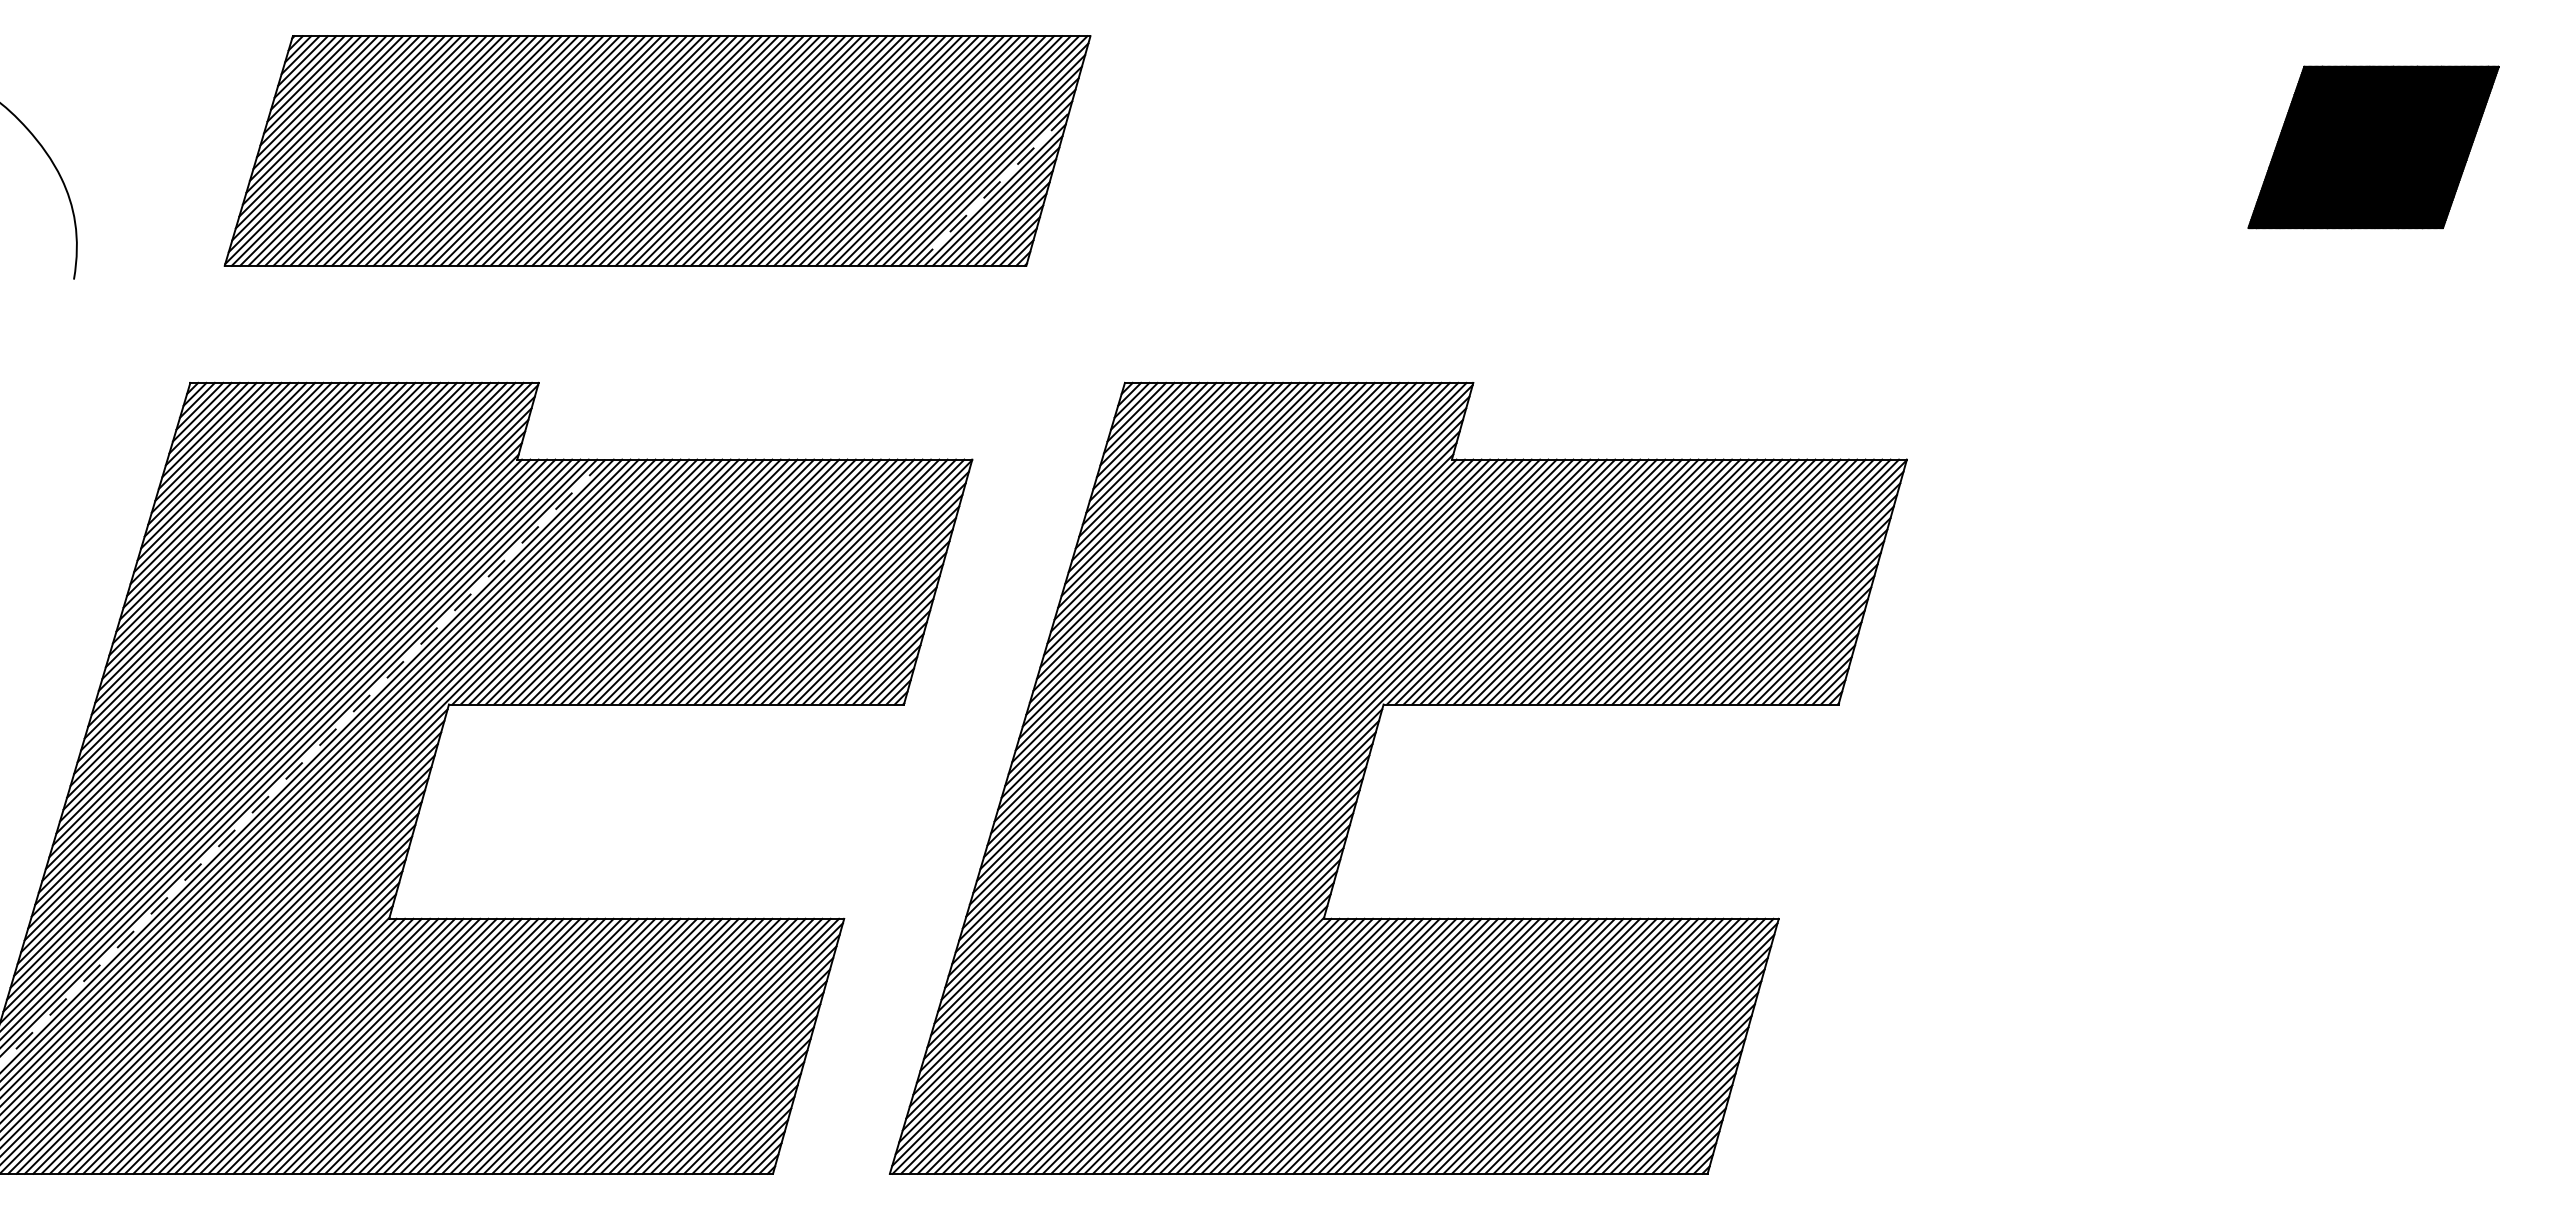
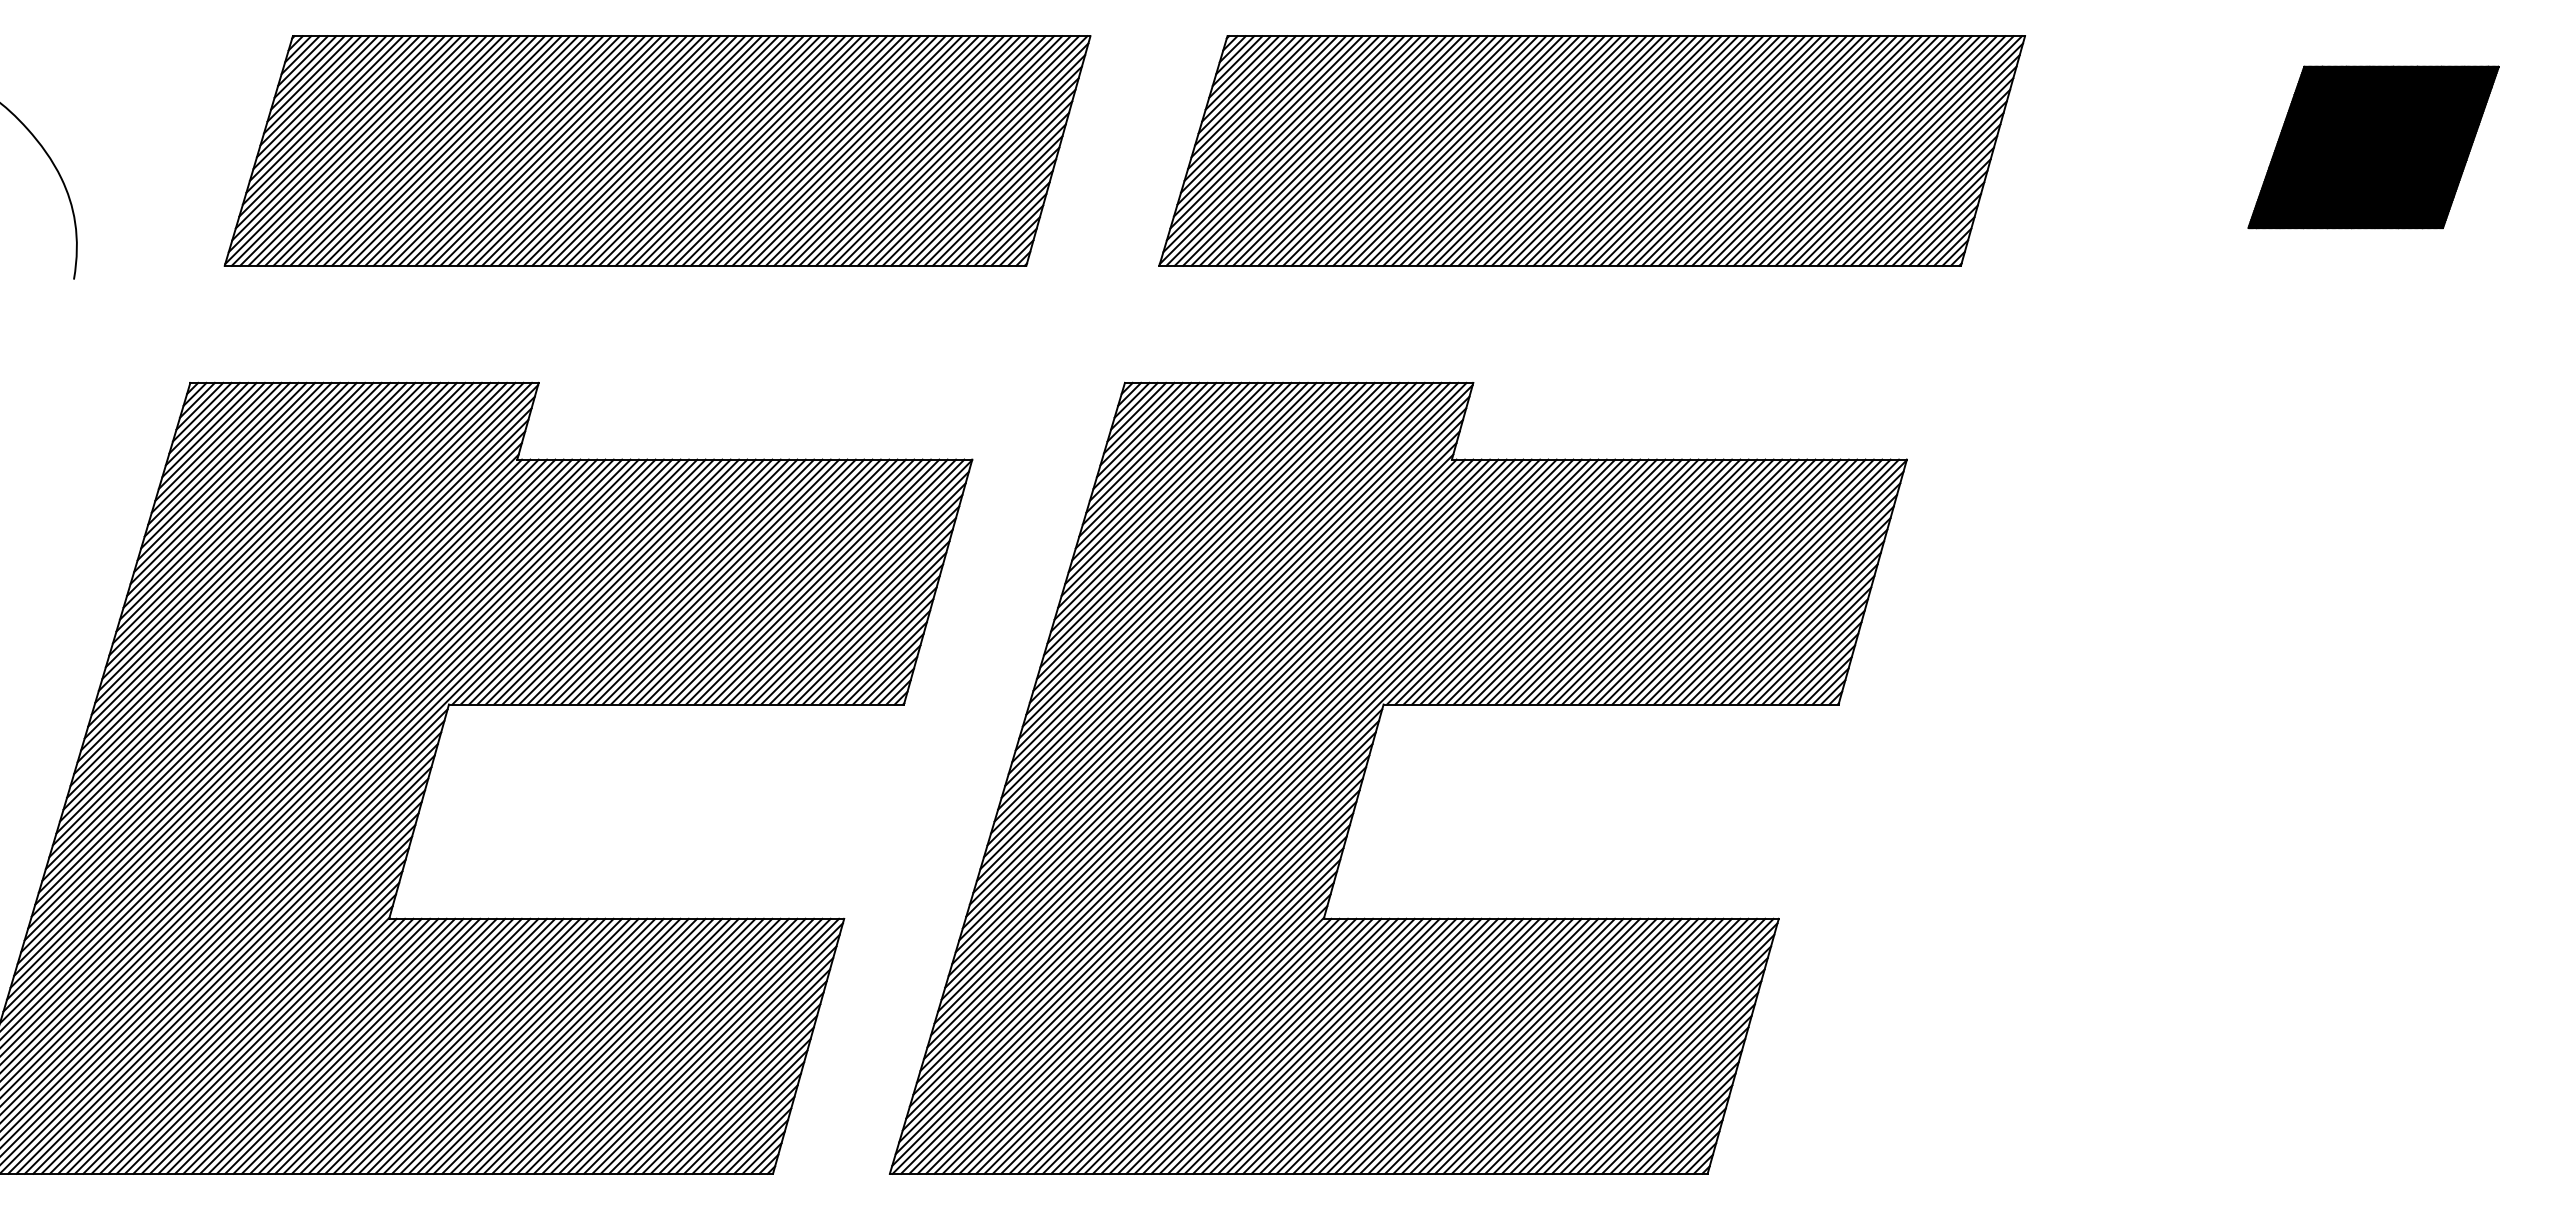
part: none -> present (1591, 150)
line: dashed -> solid (992, 189)
line: dashed -> solid (303, 762)
